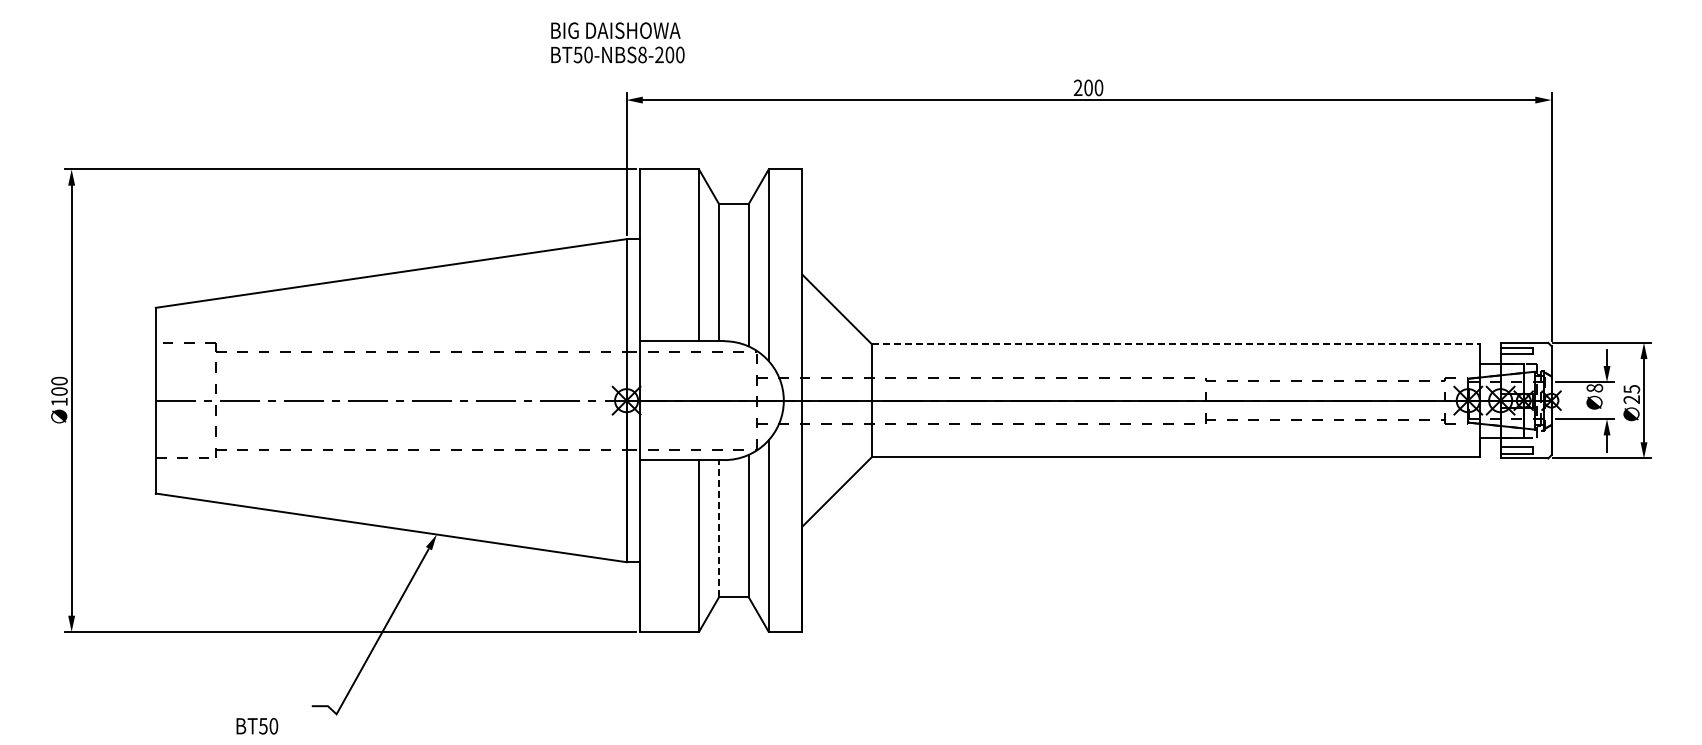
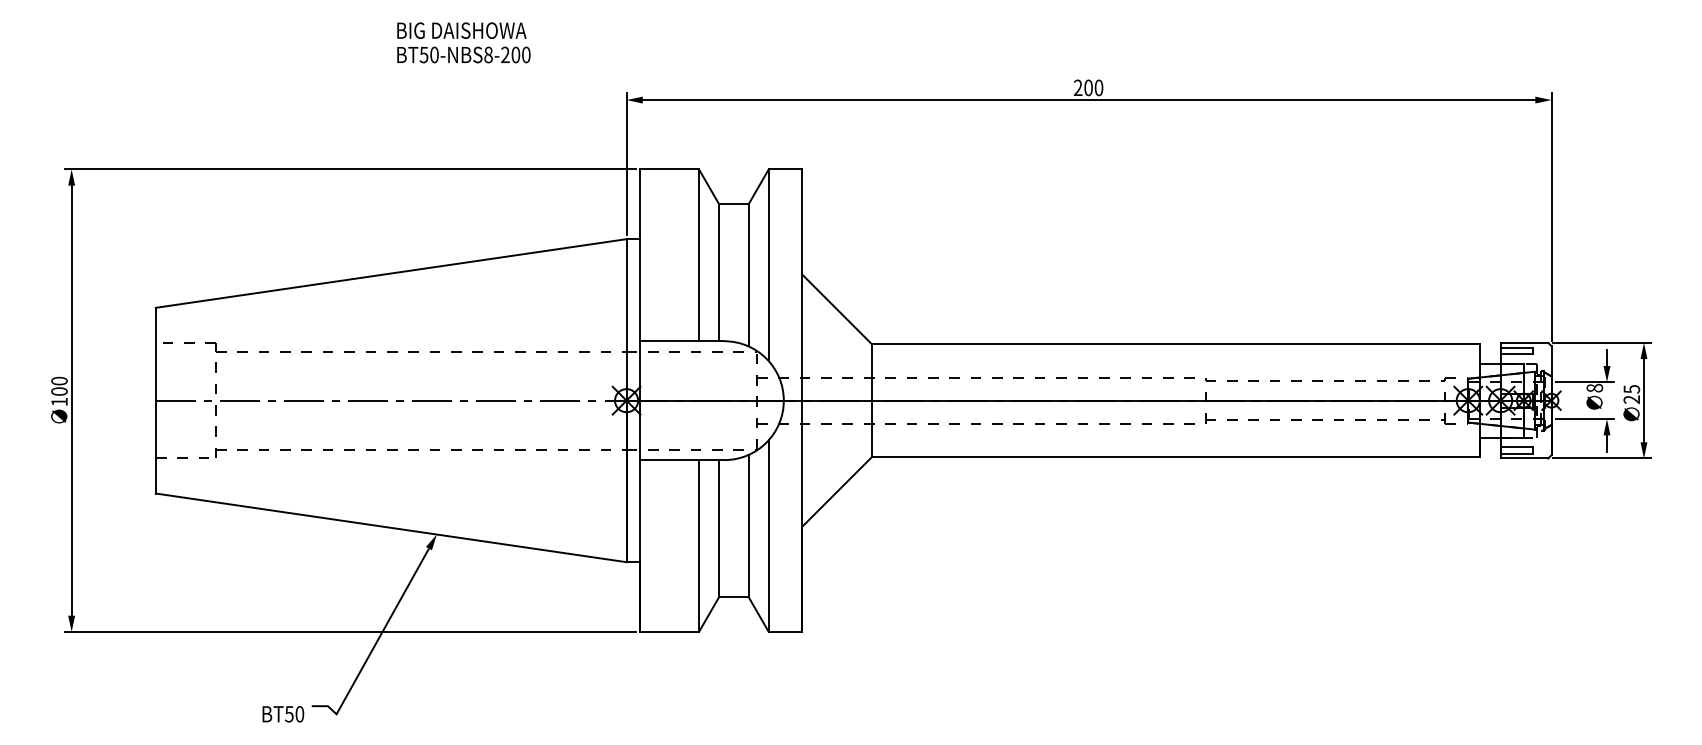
text position: (617, 42) -> (463, 42) (463, 42)
line: dashed -> solid (1176, 344)
line: dashed -> solid (719, 528)
text position: (257, 726) -> (283, 714) (283, 714)
